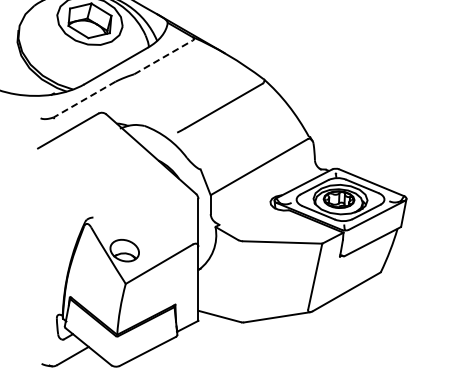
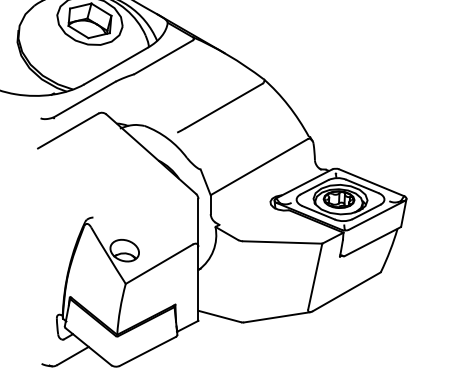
line: dashed -> solid (163, 57)
line: dashed -> solid (84, 99)
